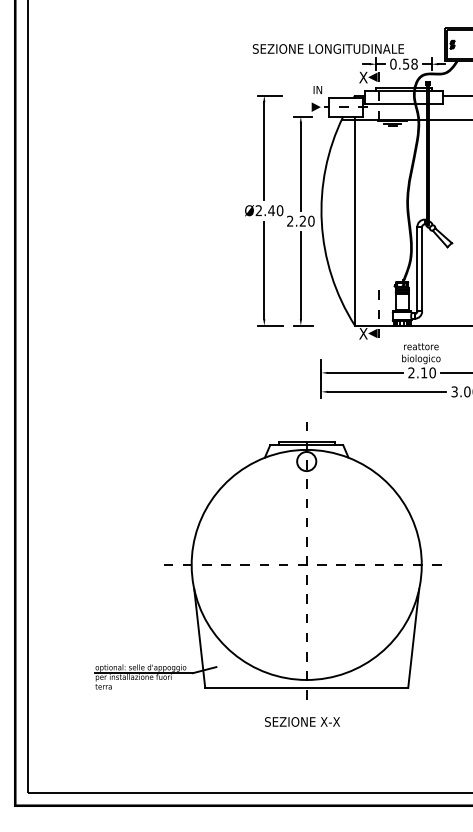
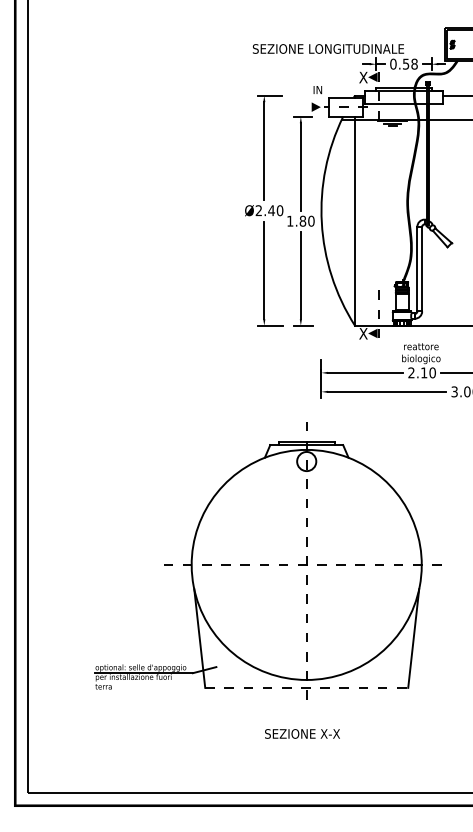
text: 2.20 -> 1.80 (296, 220)
line: solid -> dashed (307, 687)
text position: (302, 721) -> (302, 733) (302, 733)
